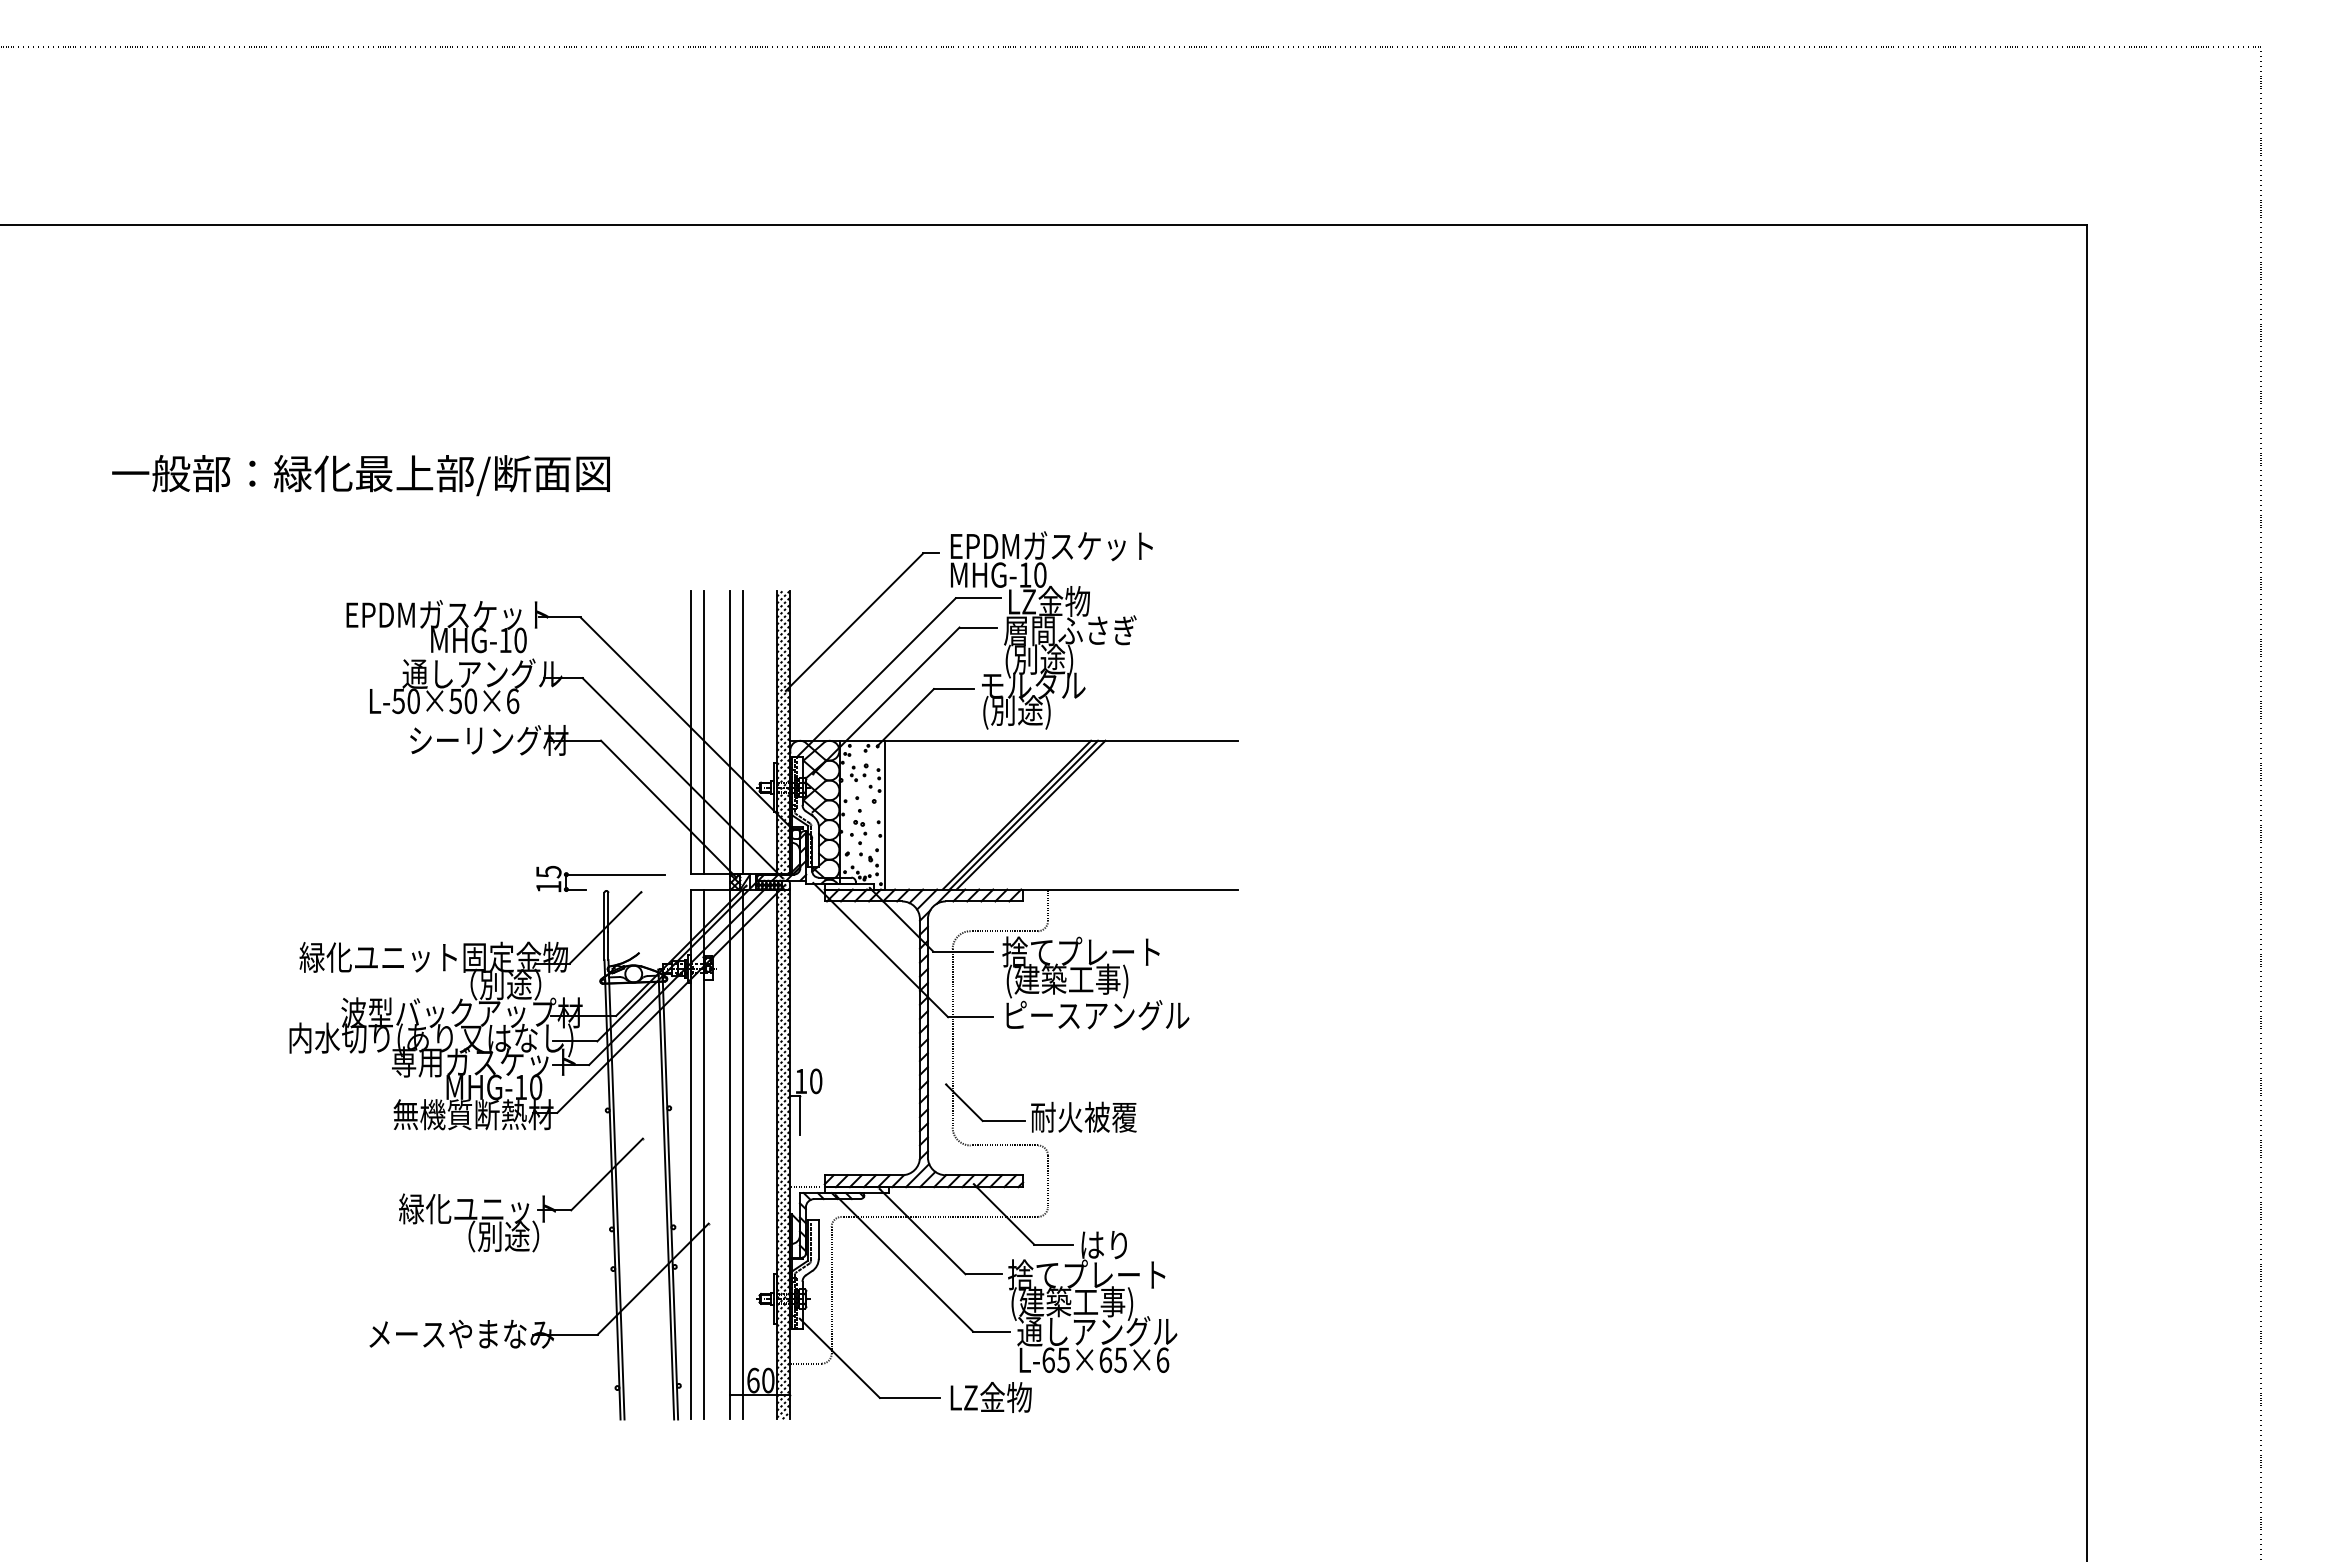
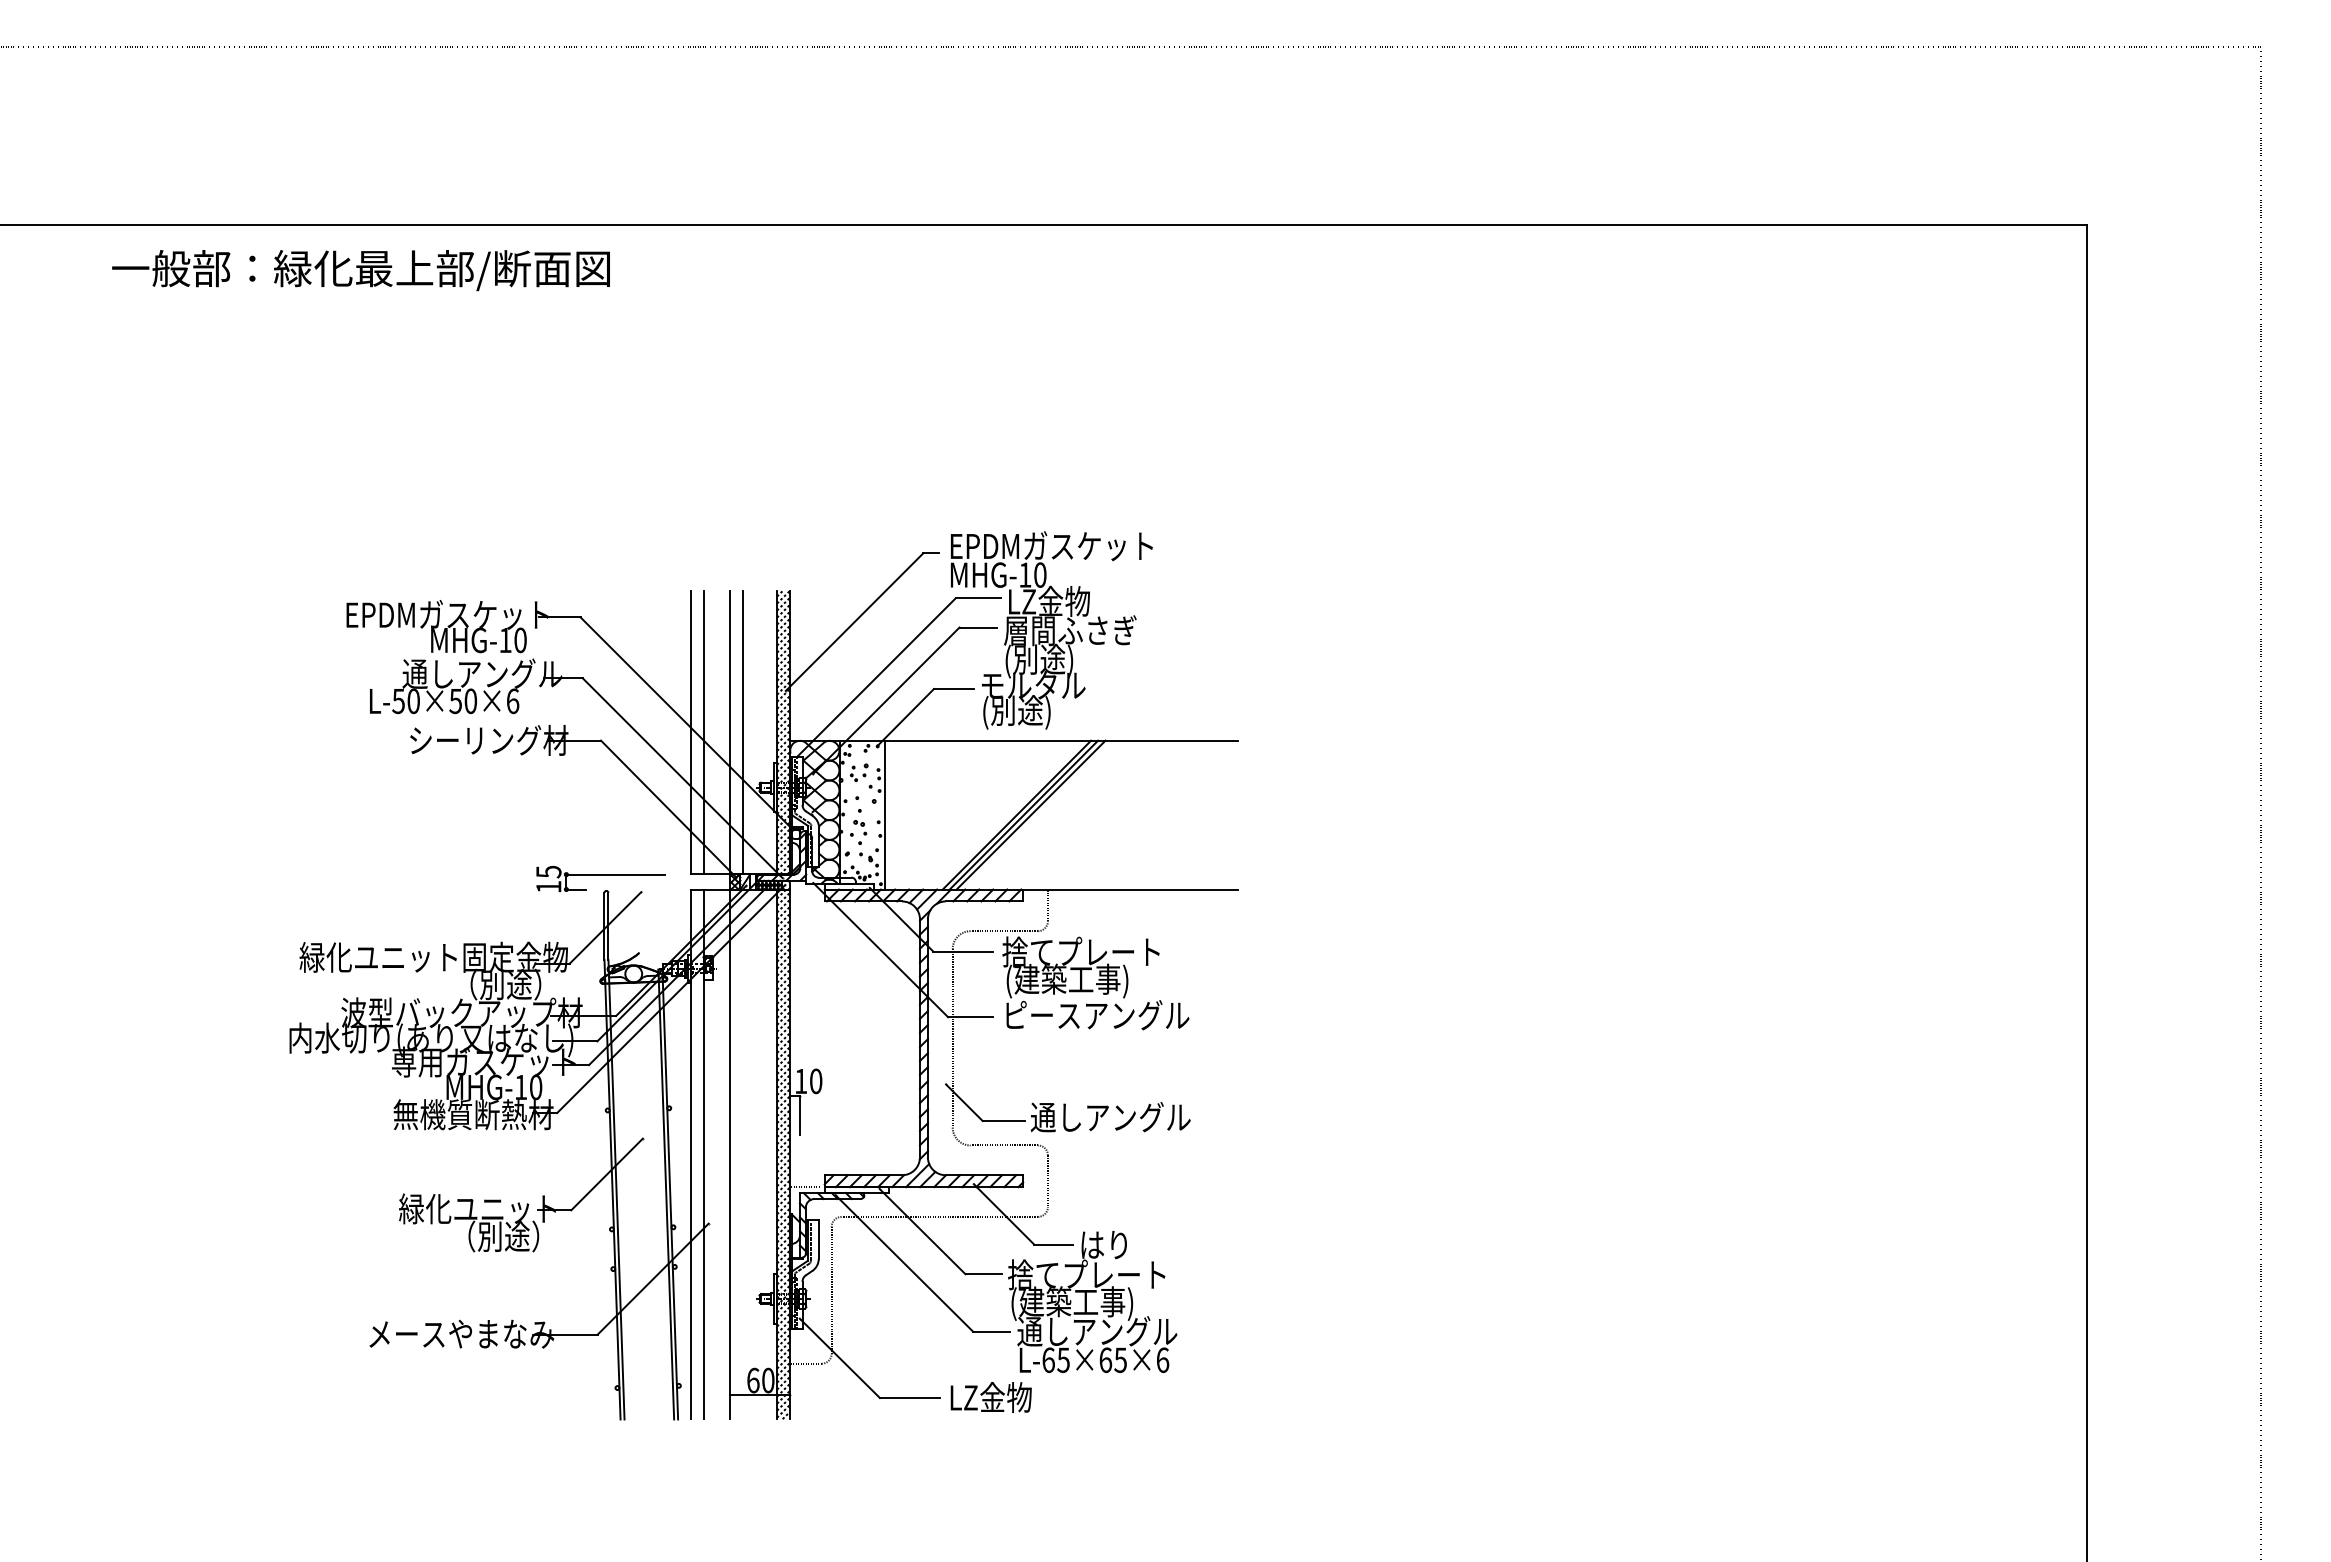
text position: (360, 475) -> (360, 270) (360, 270)
text: 耐火被覆 -> 通しアングル (1110, 1116)
line: present -> none (743, 1154)
